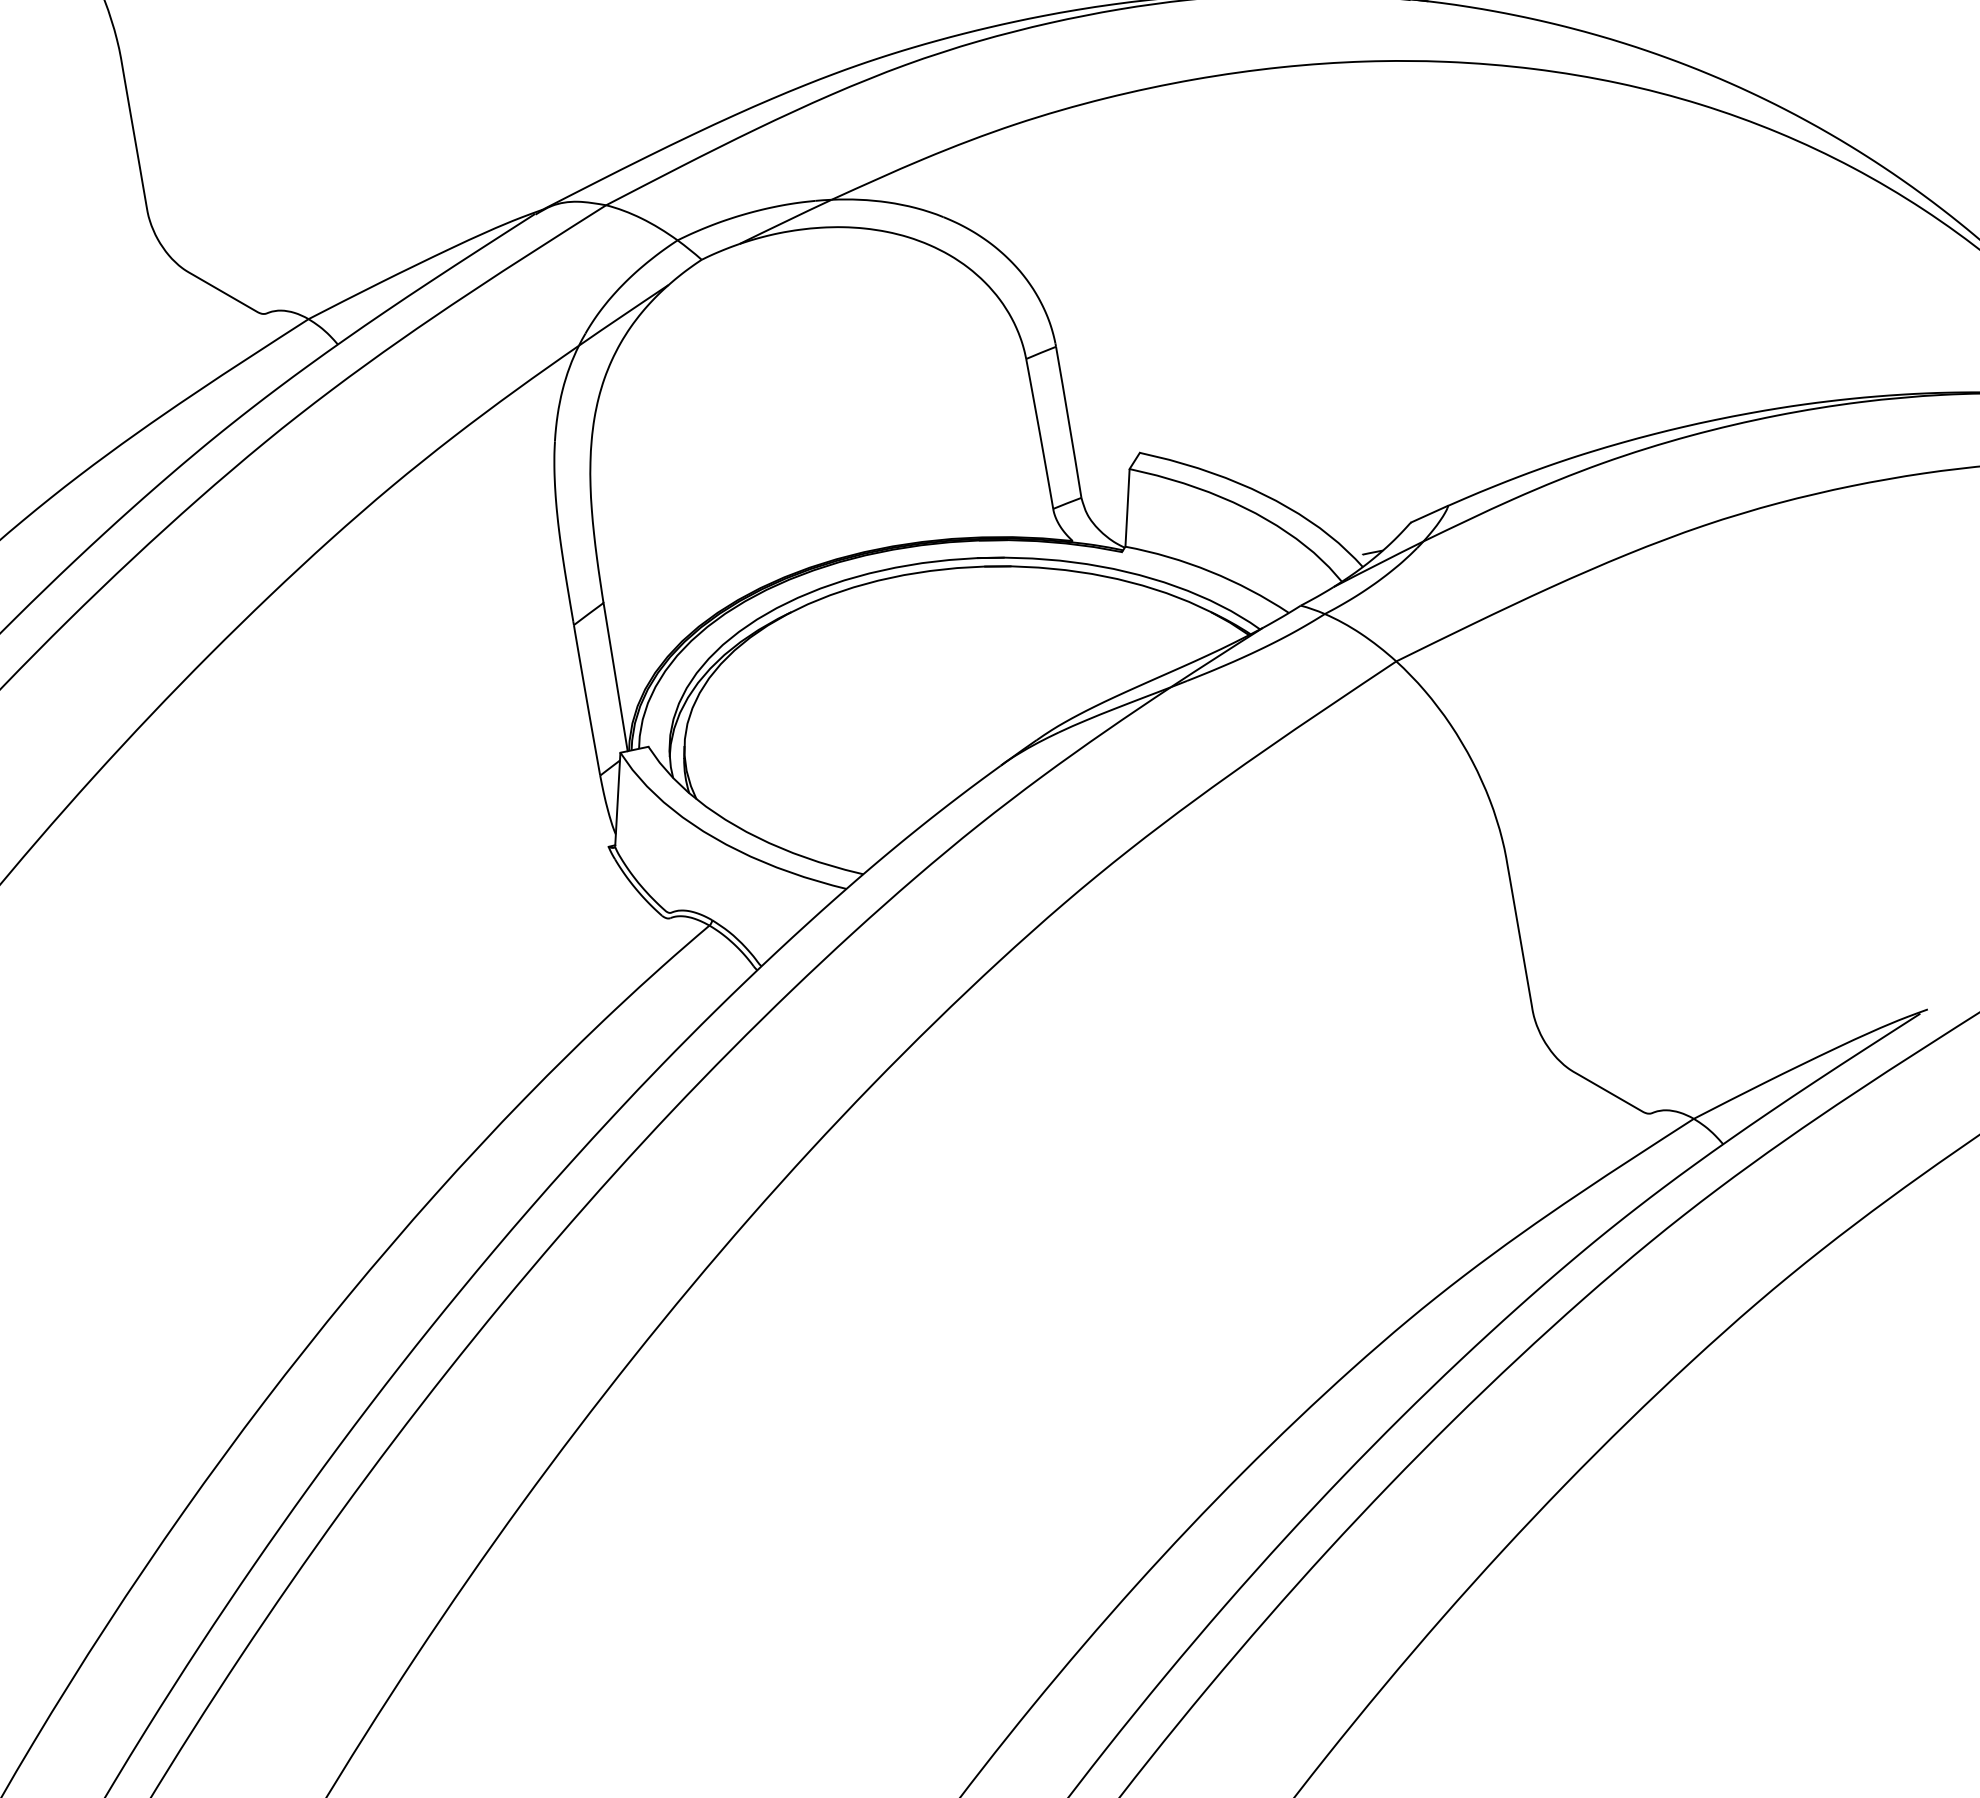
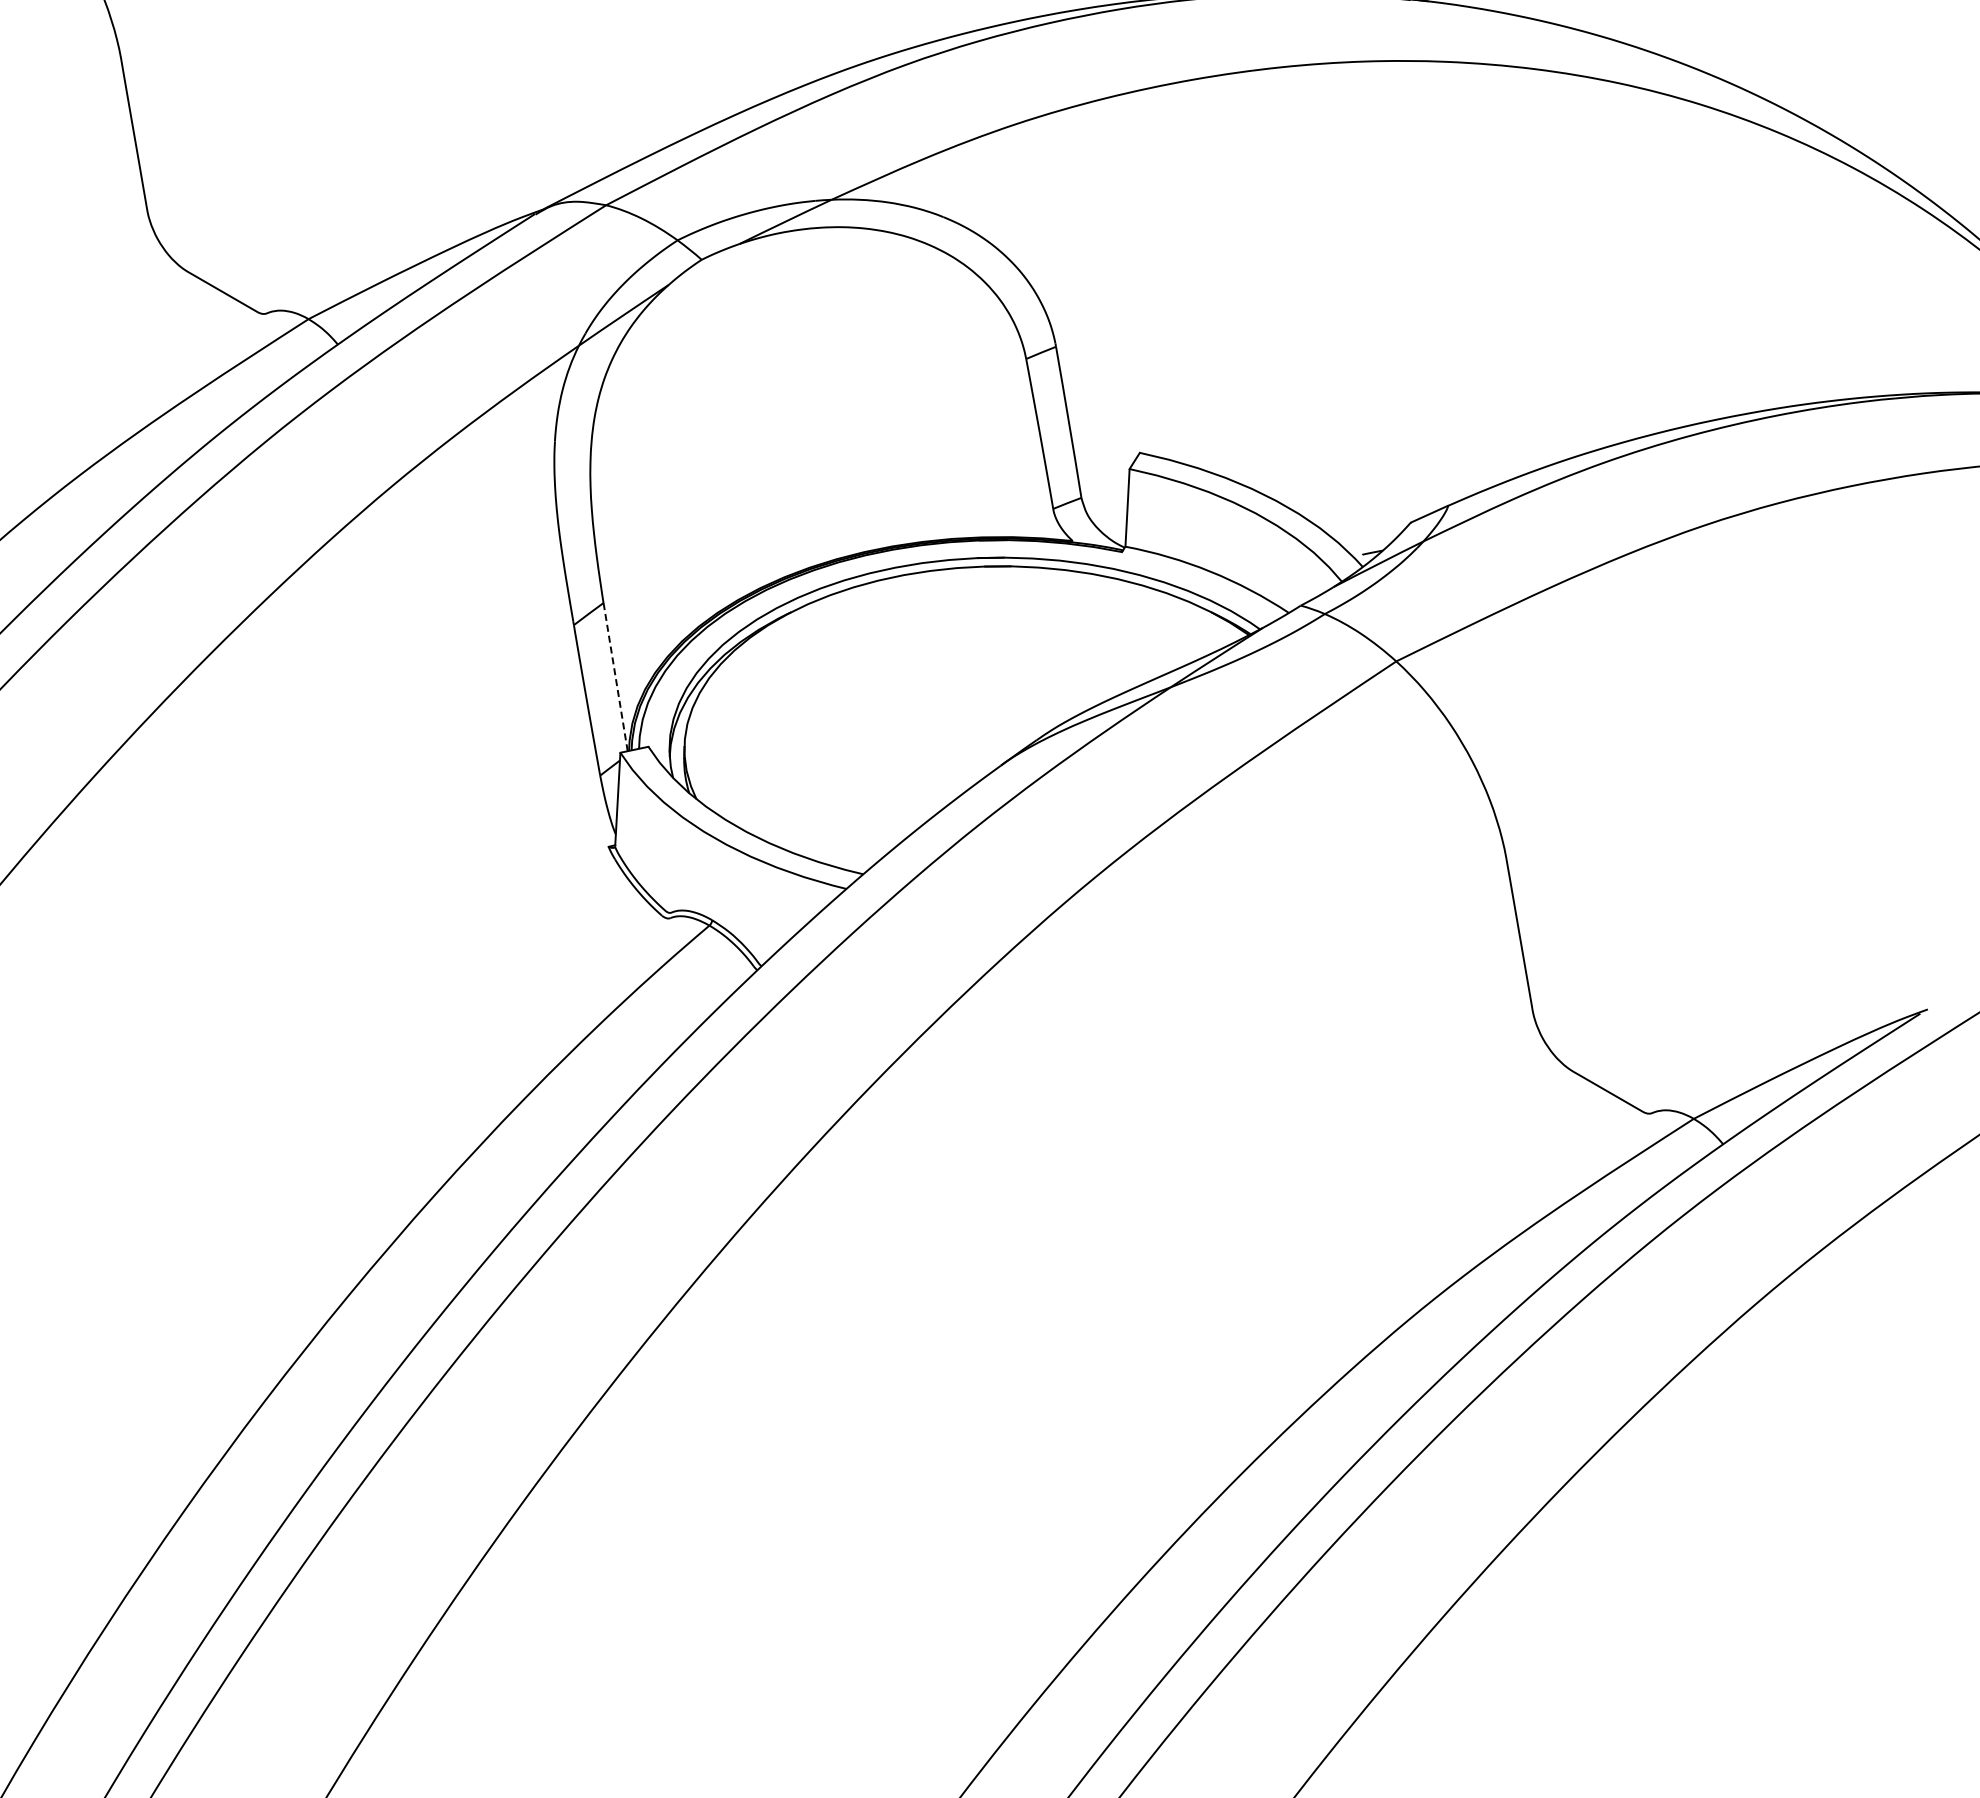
line: solid -> dashed (615, 676)
